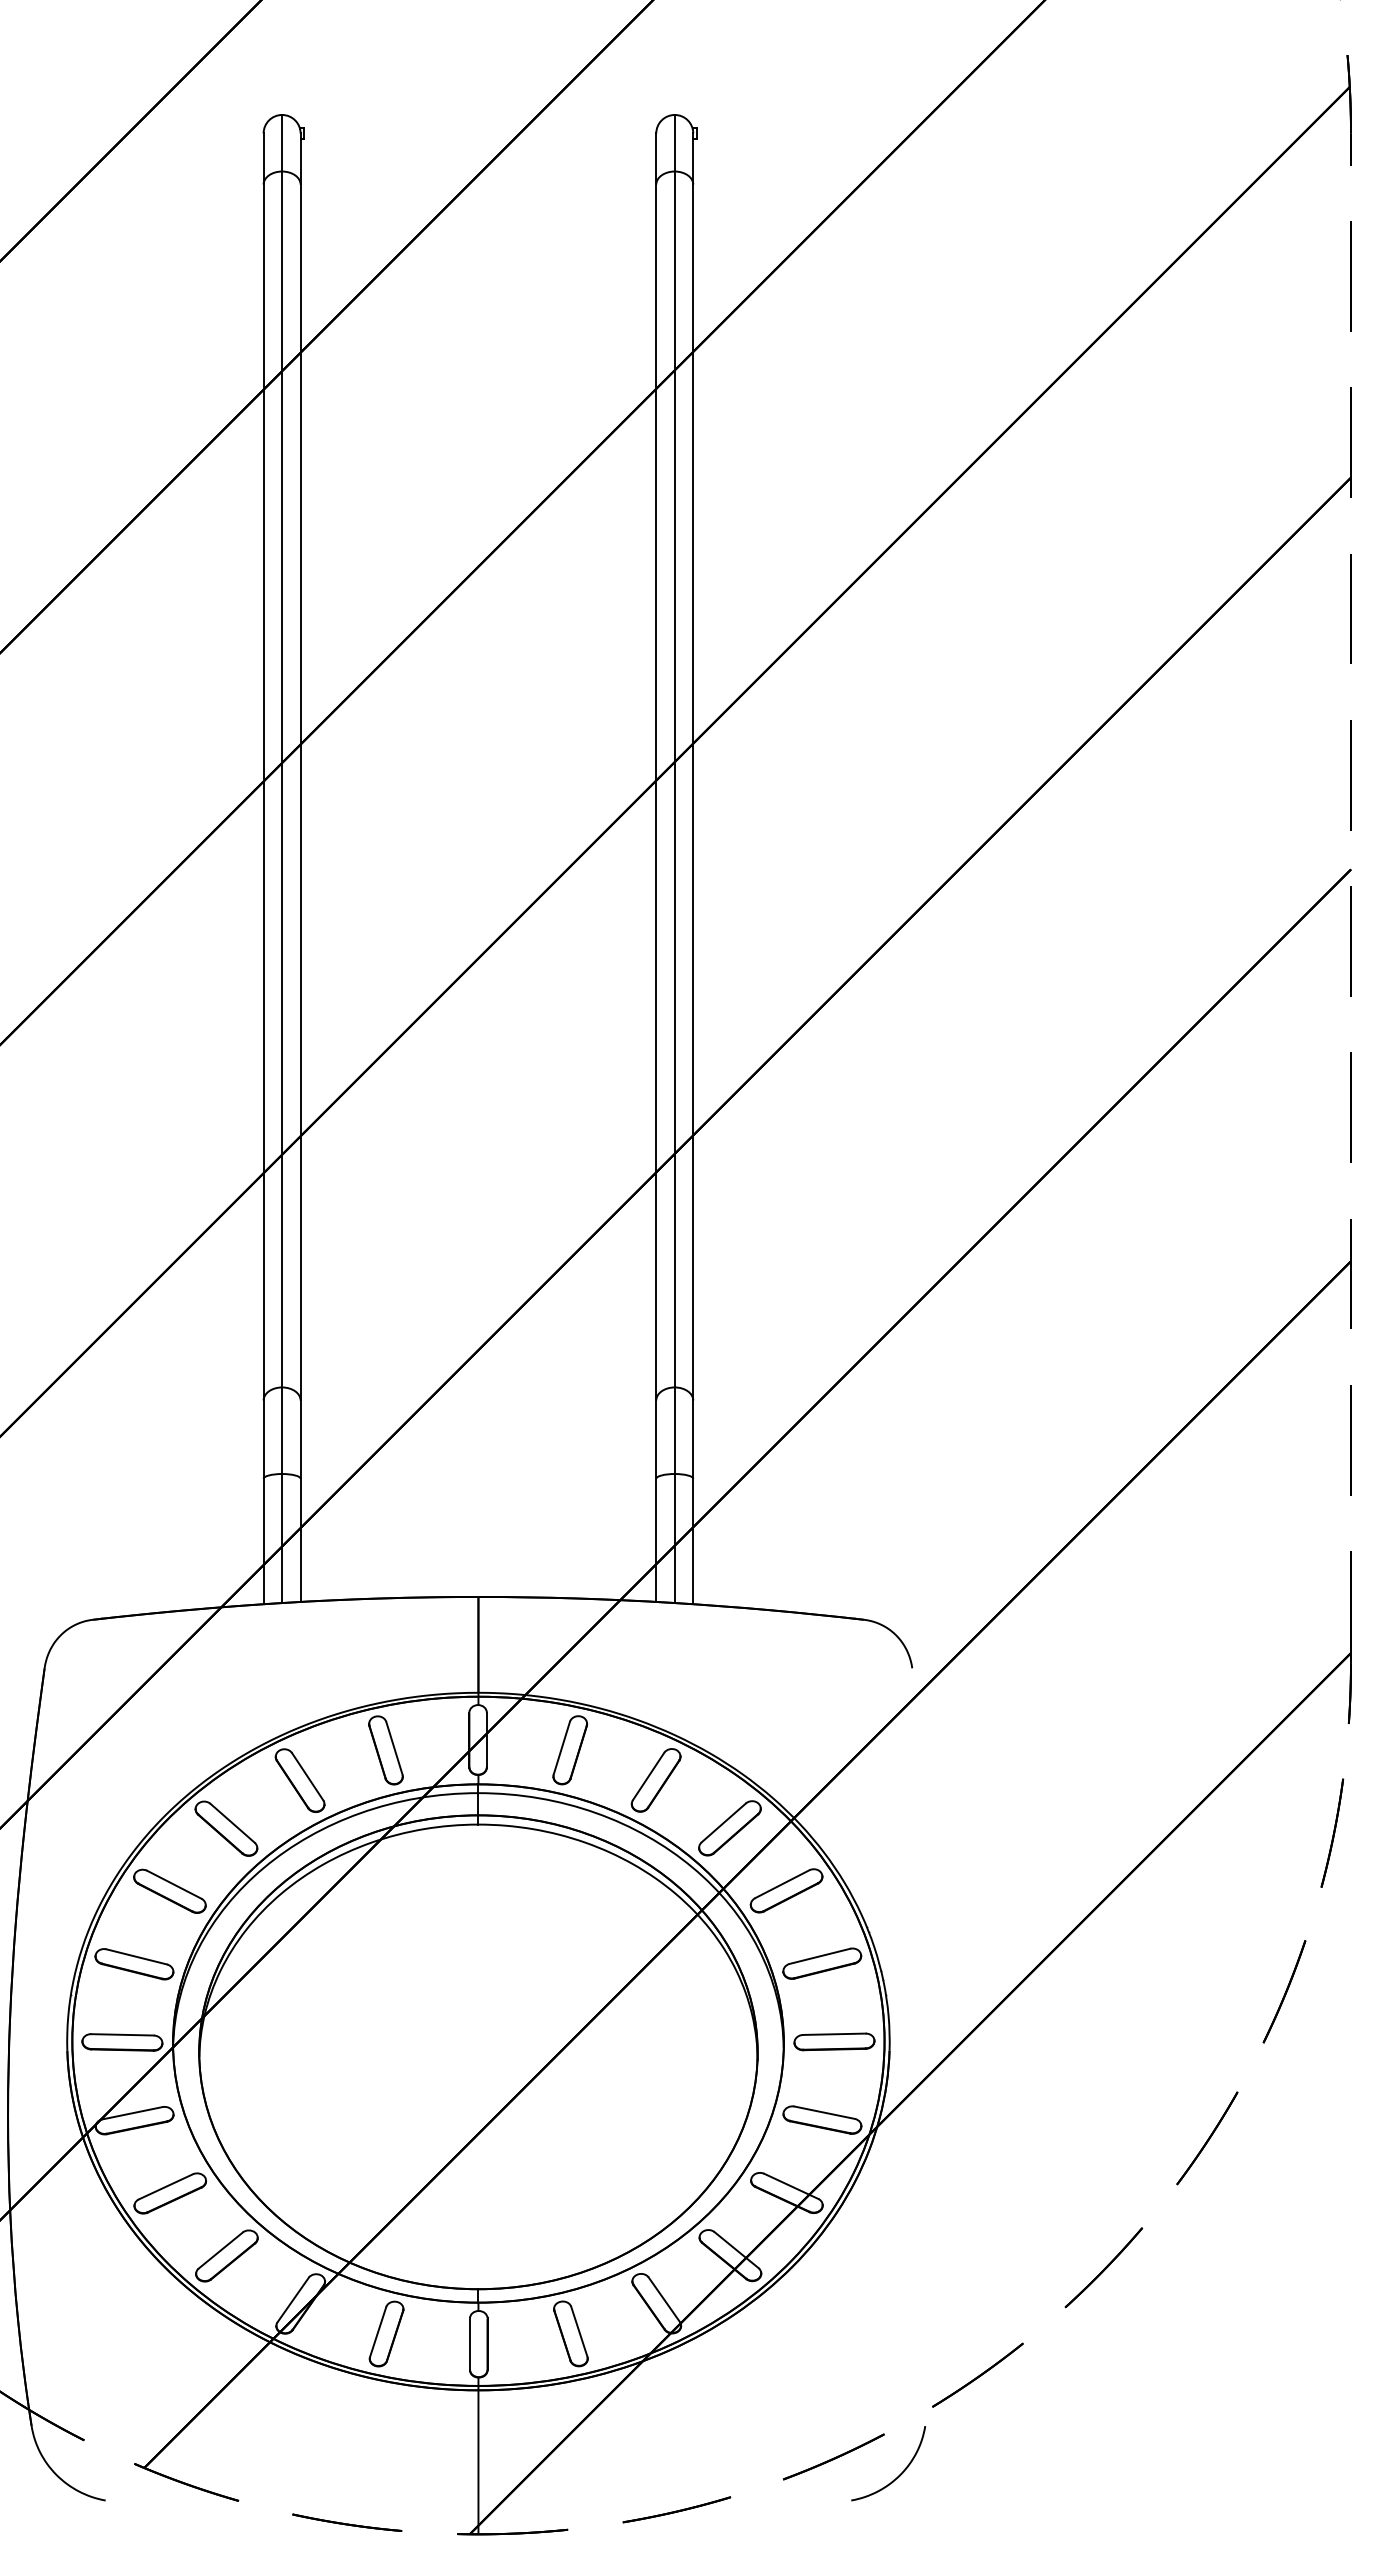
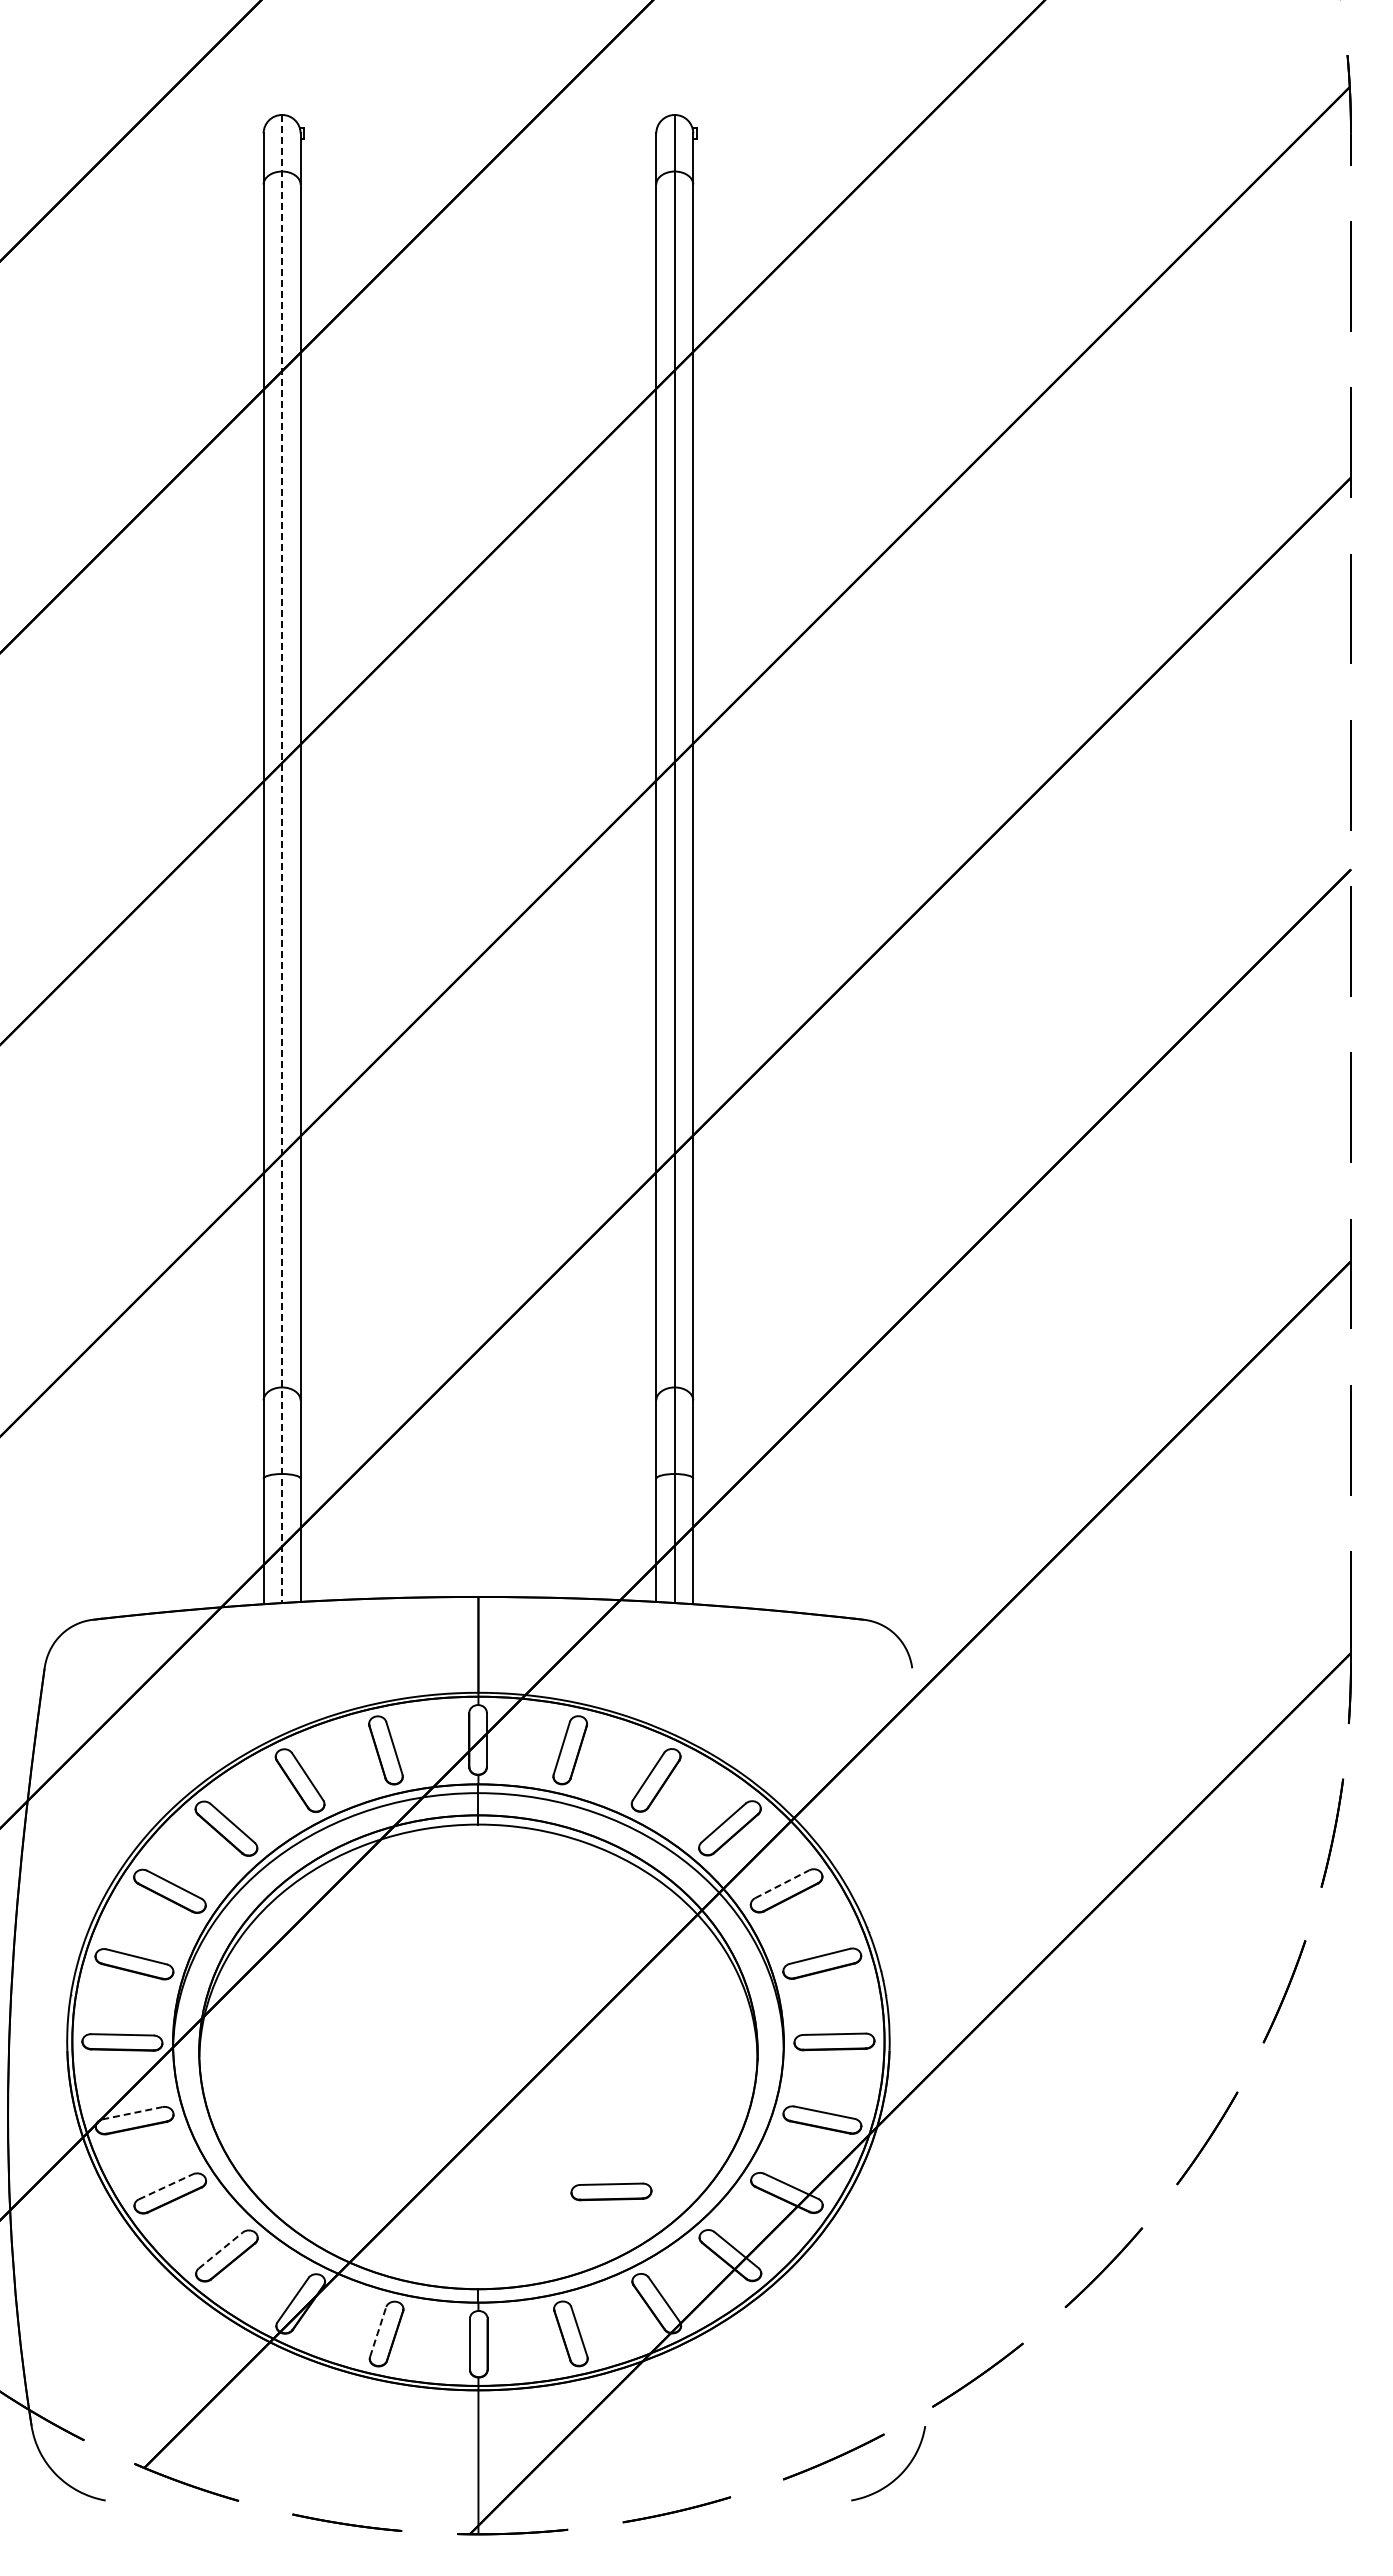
line: solid -> dashed (282, 859)
line: solid -> dashed (782, 1884)
line: solid -> dashed (132, 2113)
line: solid -> dashed (165, 2186)
part: none -> present (611, 2191)
line: solid -> dashed (220, 2250)
line: solid -> dashed (378, 2331)
